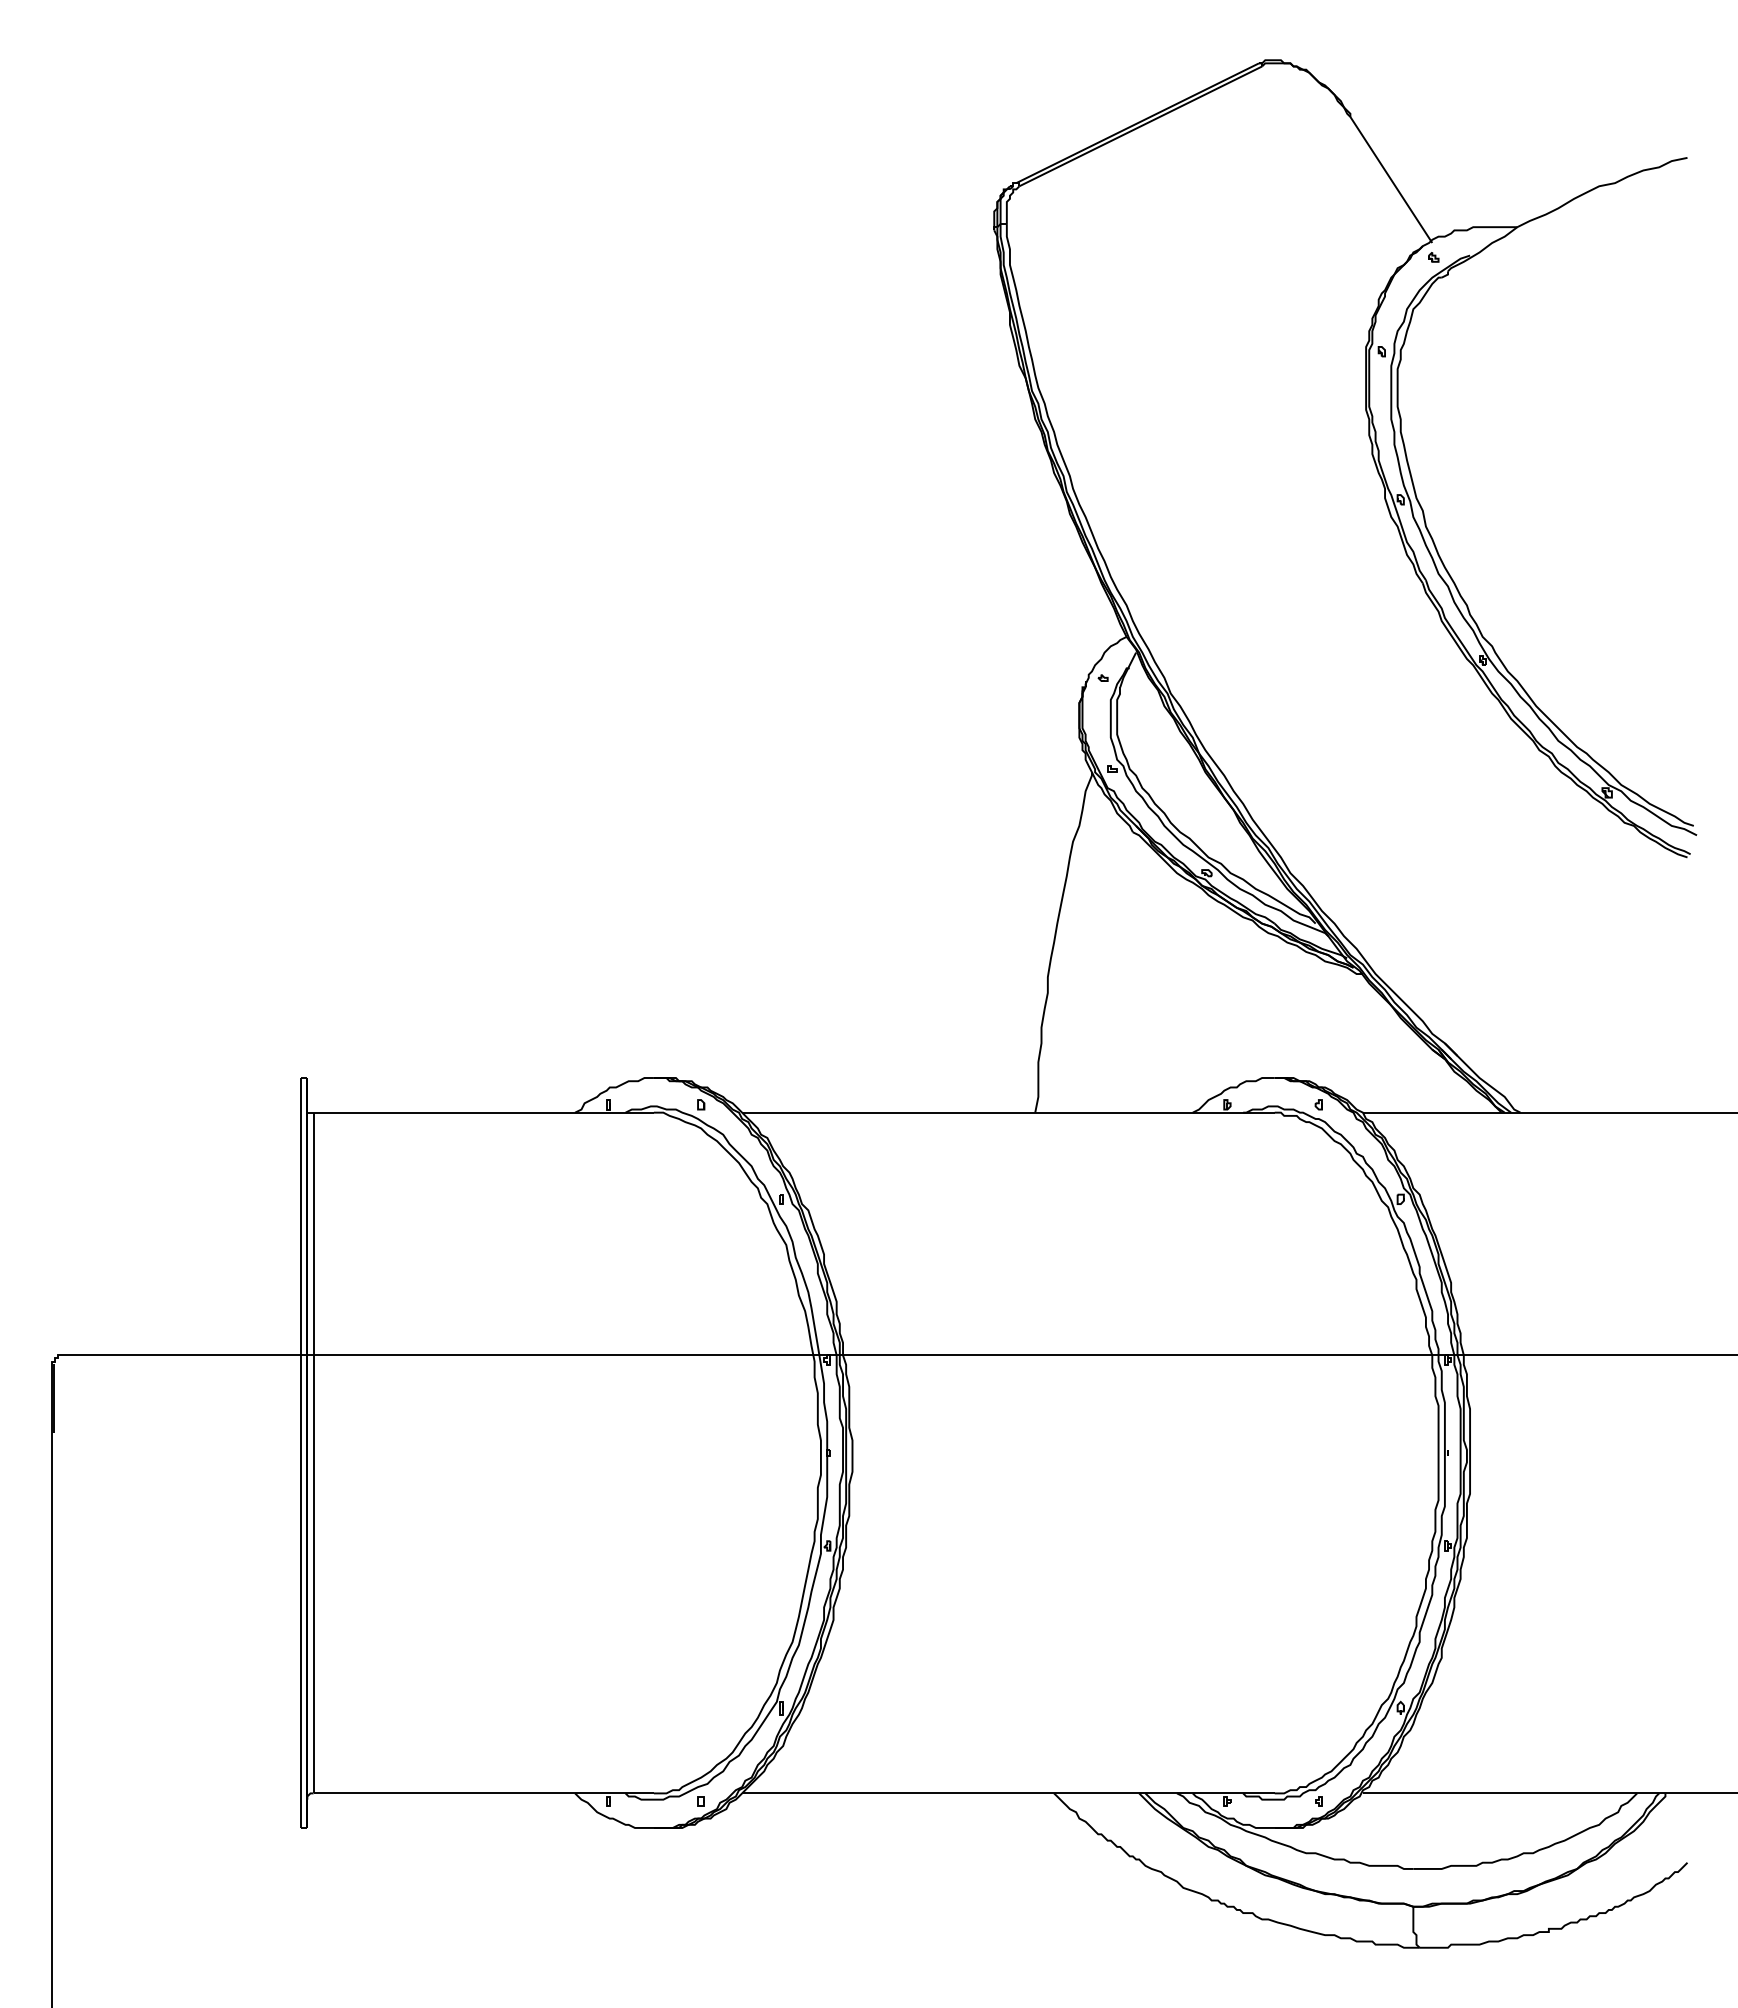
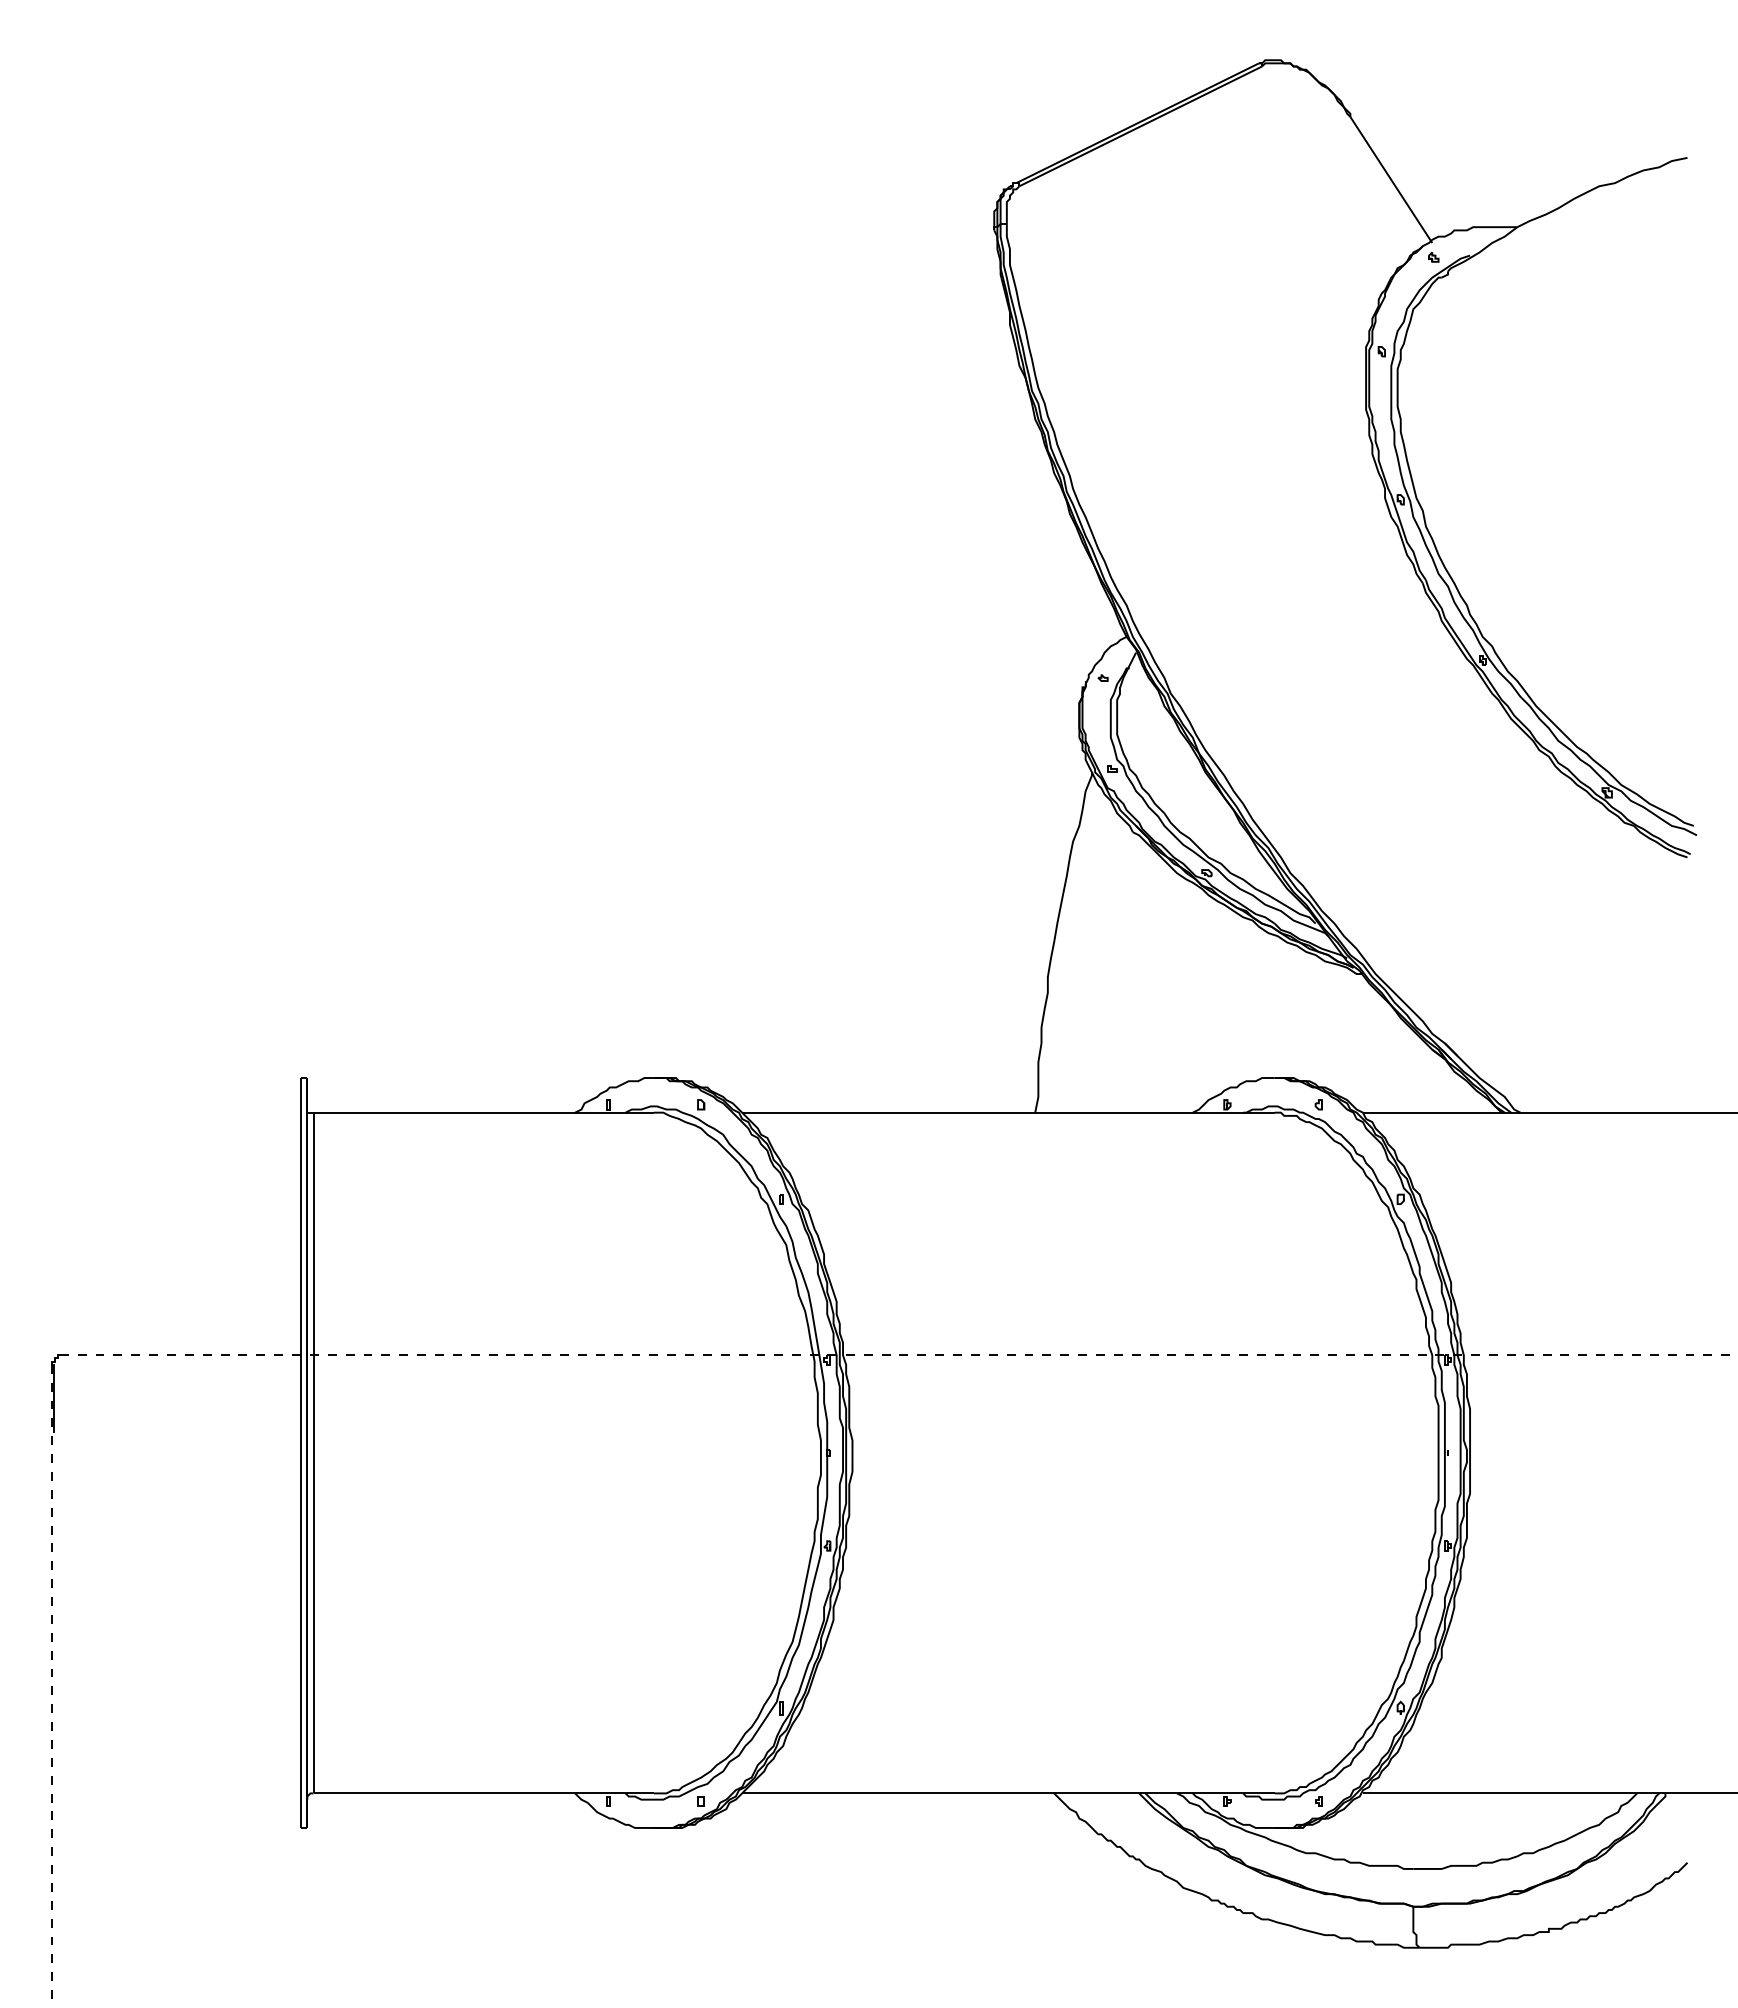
line: solid -> dashed (899, 1355)
line: solid -> dashed (52, 1686)
